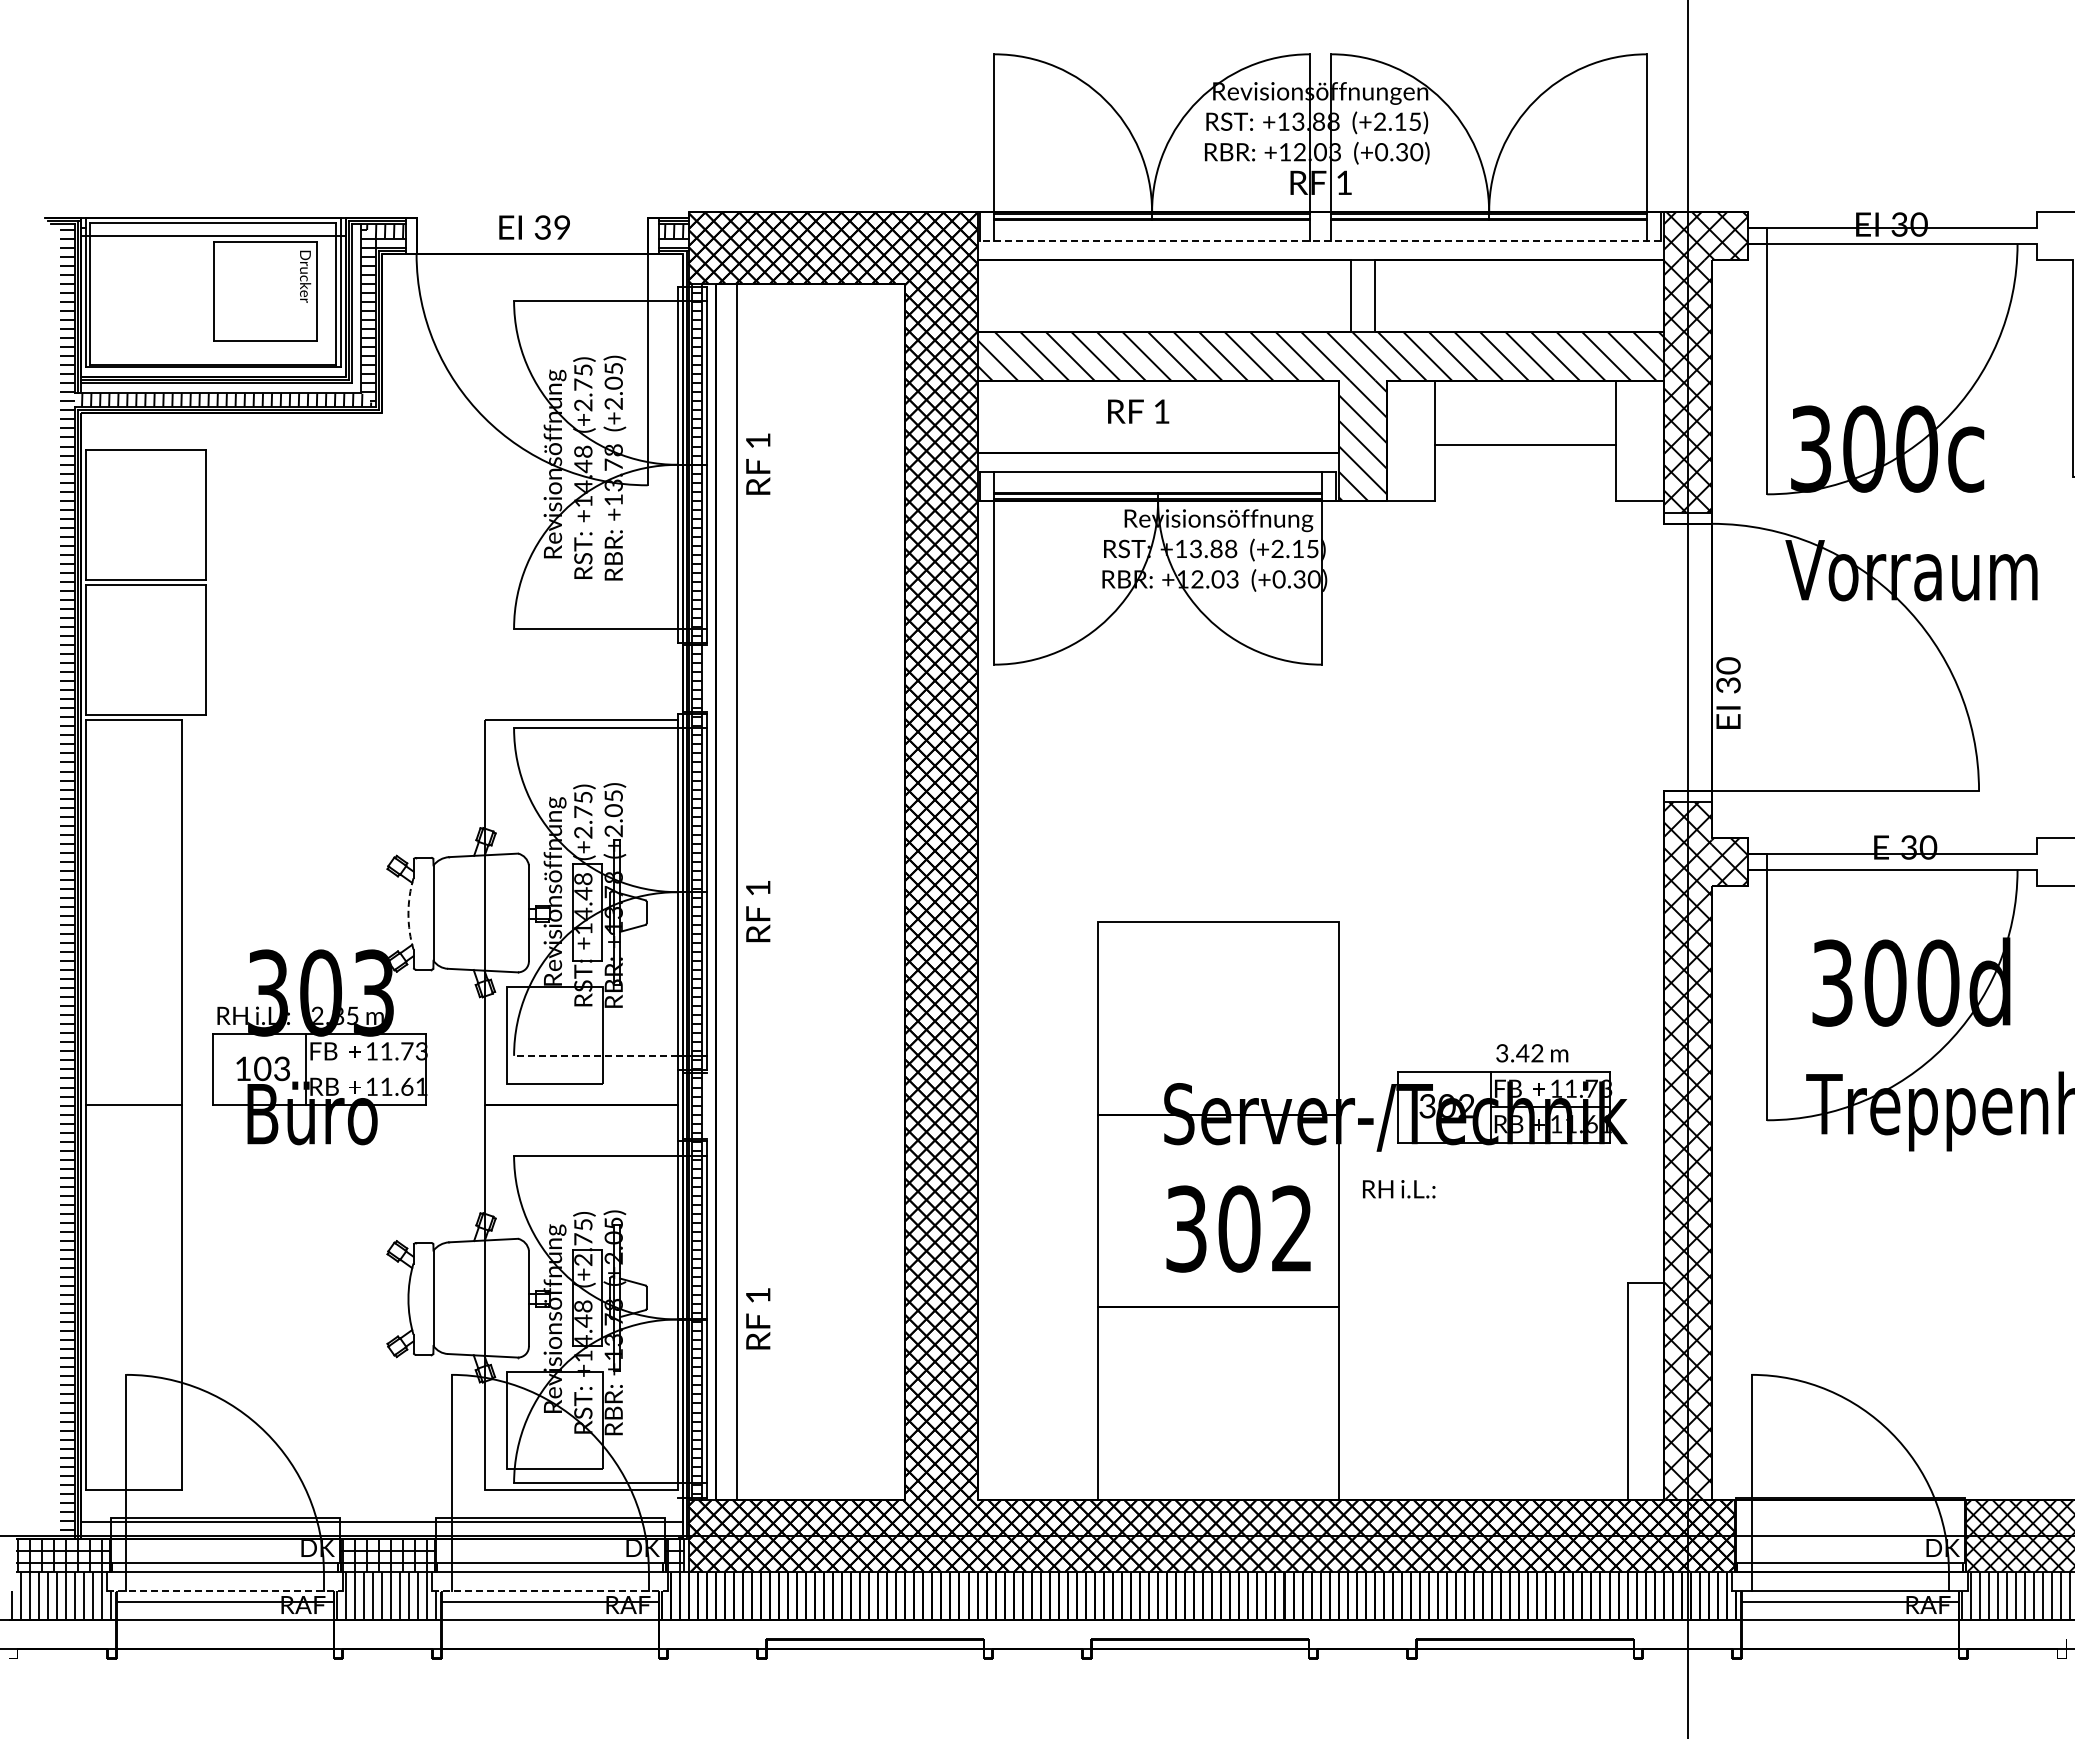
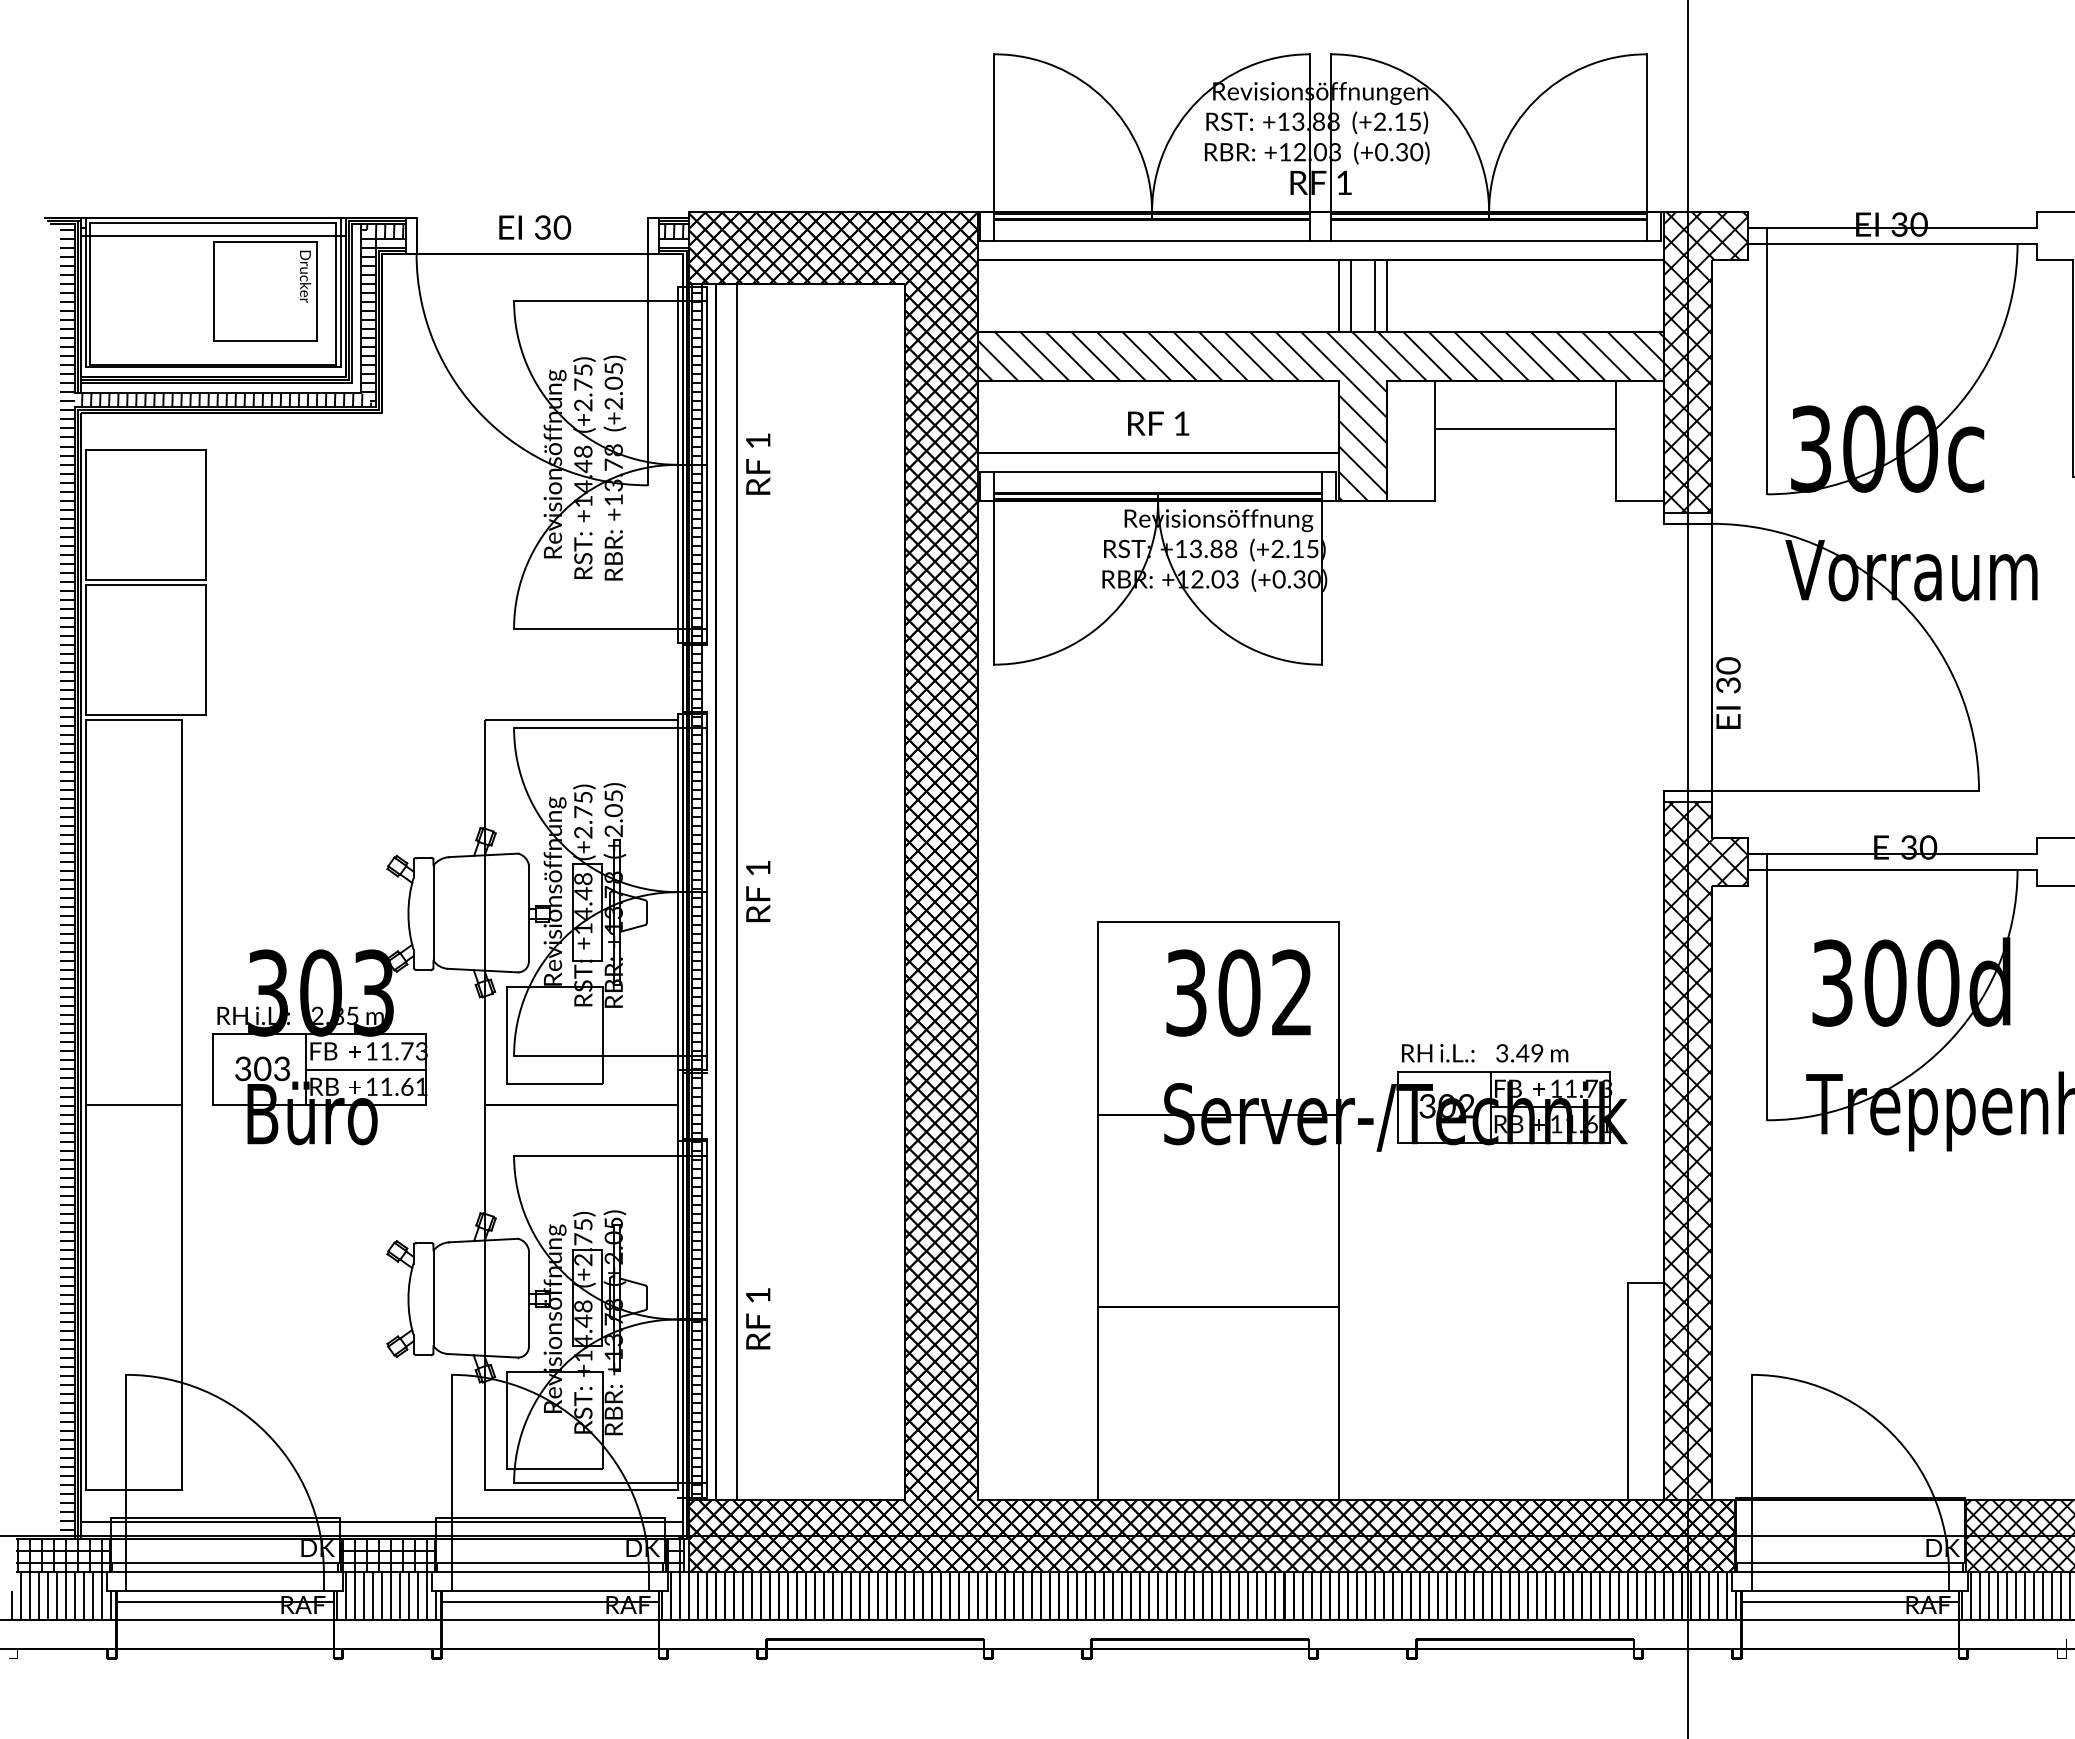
text: 39 -> 30 (562, 228)
line: dashed -> solid (1320, 240)
line: none -> present (1338, 296)
line: none -> present (1386, 296)
text position: (1138, 411) -> (1158, 423) (1158, 423)
line position: (1524, 444) -> (1524, 428) (1524, 428)
text position: (758, 911) -> (758, 891) (758, 891)
arc: dashed -> solid (408, 913)
text: 3.42 -> 3.49 (1537, 1053)
line: dashed -> solid (595, 1055)
text: 103 -> 303 (242, 1068)
line: none -> present (365, 1069)
text position: (1399, 1189) -> (1438, 1053) (1438, 1053)
text position: (1238, 1228) -> (1238, 992) (1238, 992)
line: dashed -> solid (225, 1591)
line: dashed -> solid (550, 1591)
